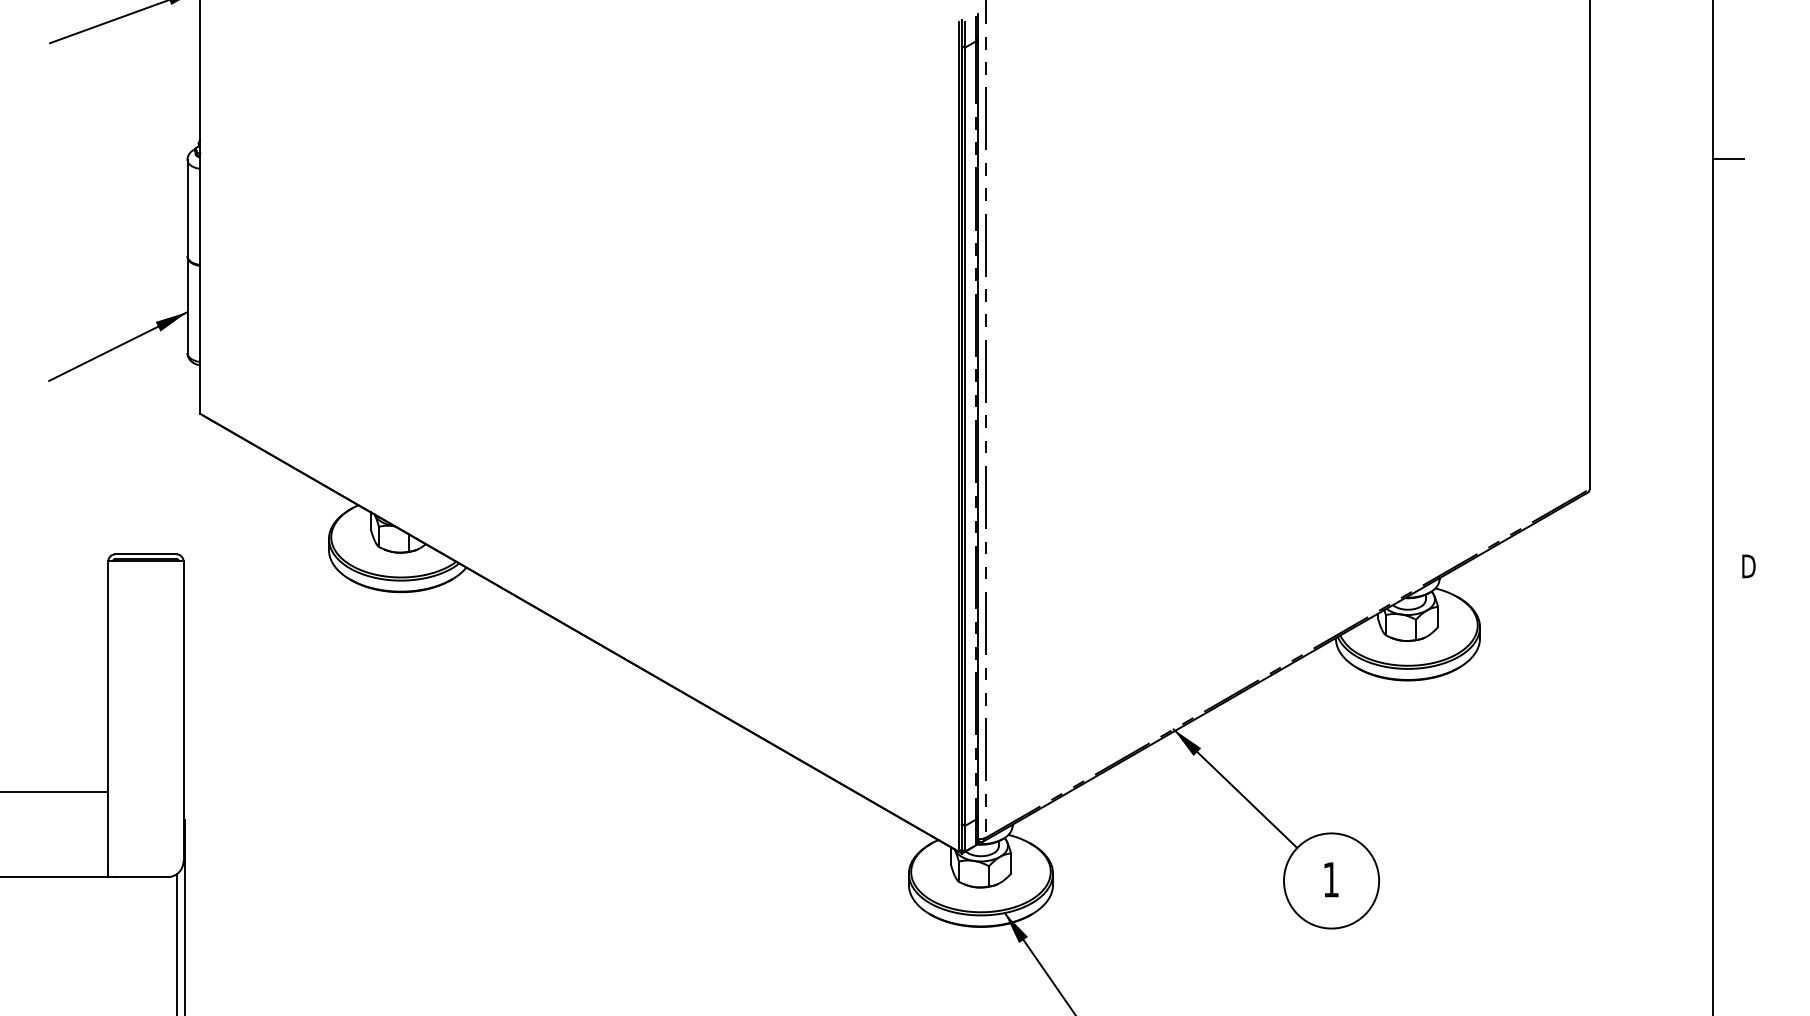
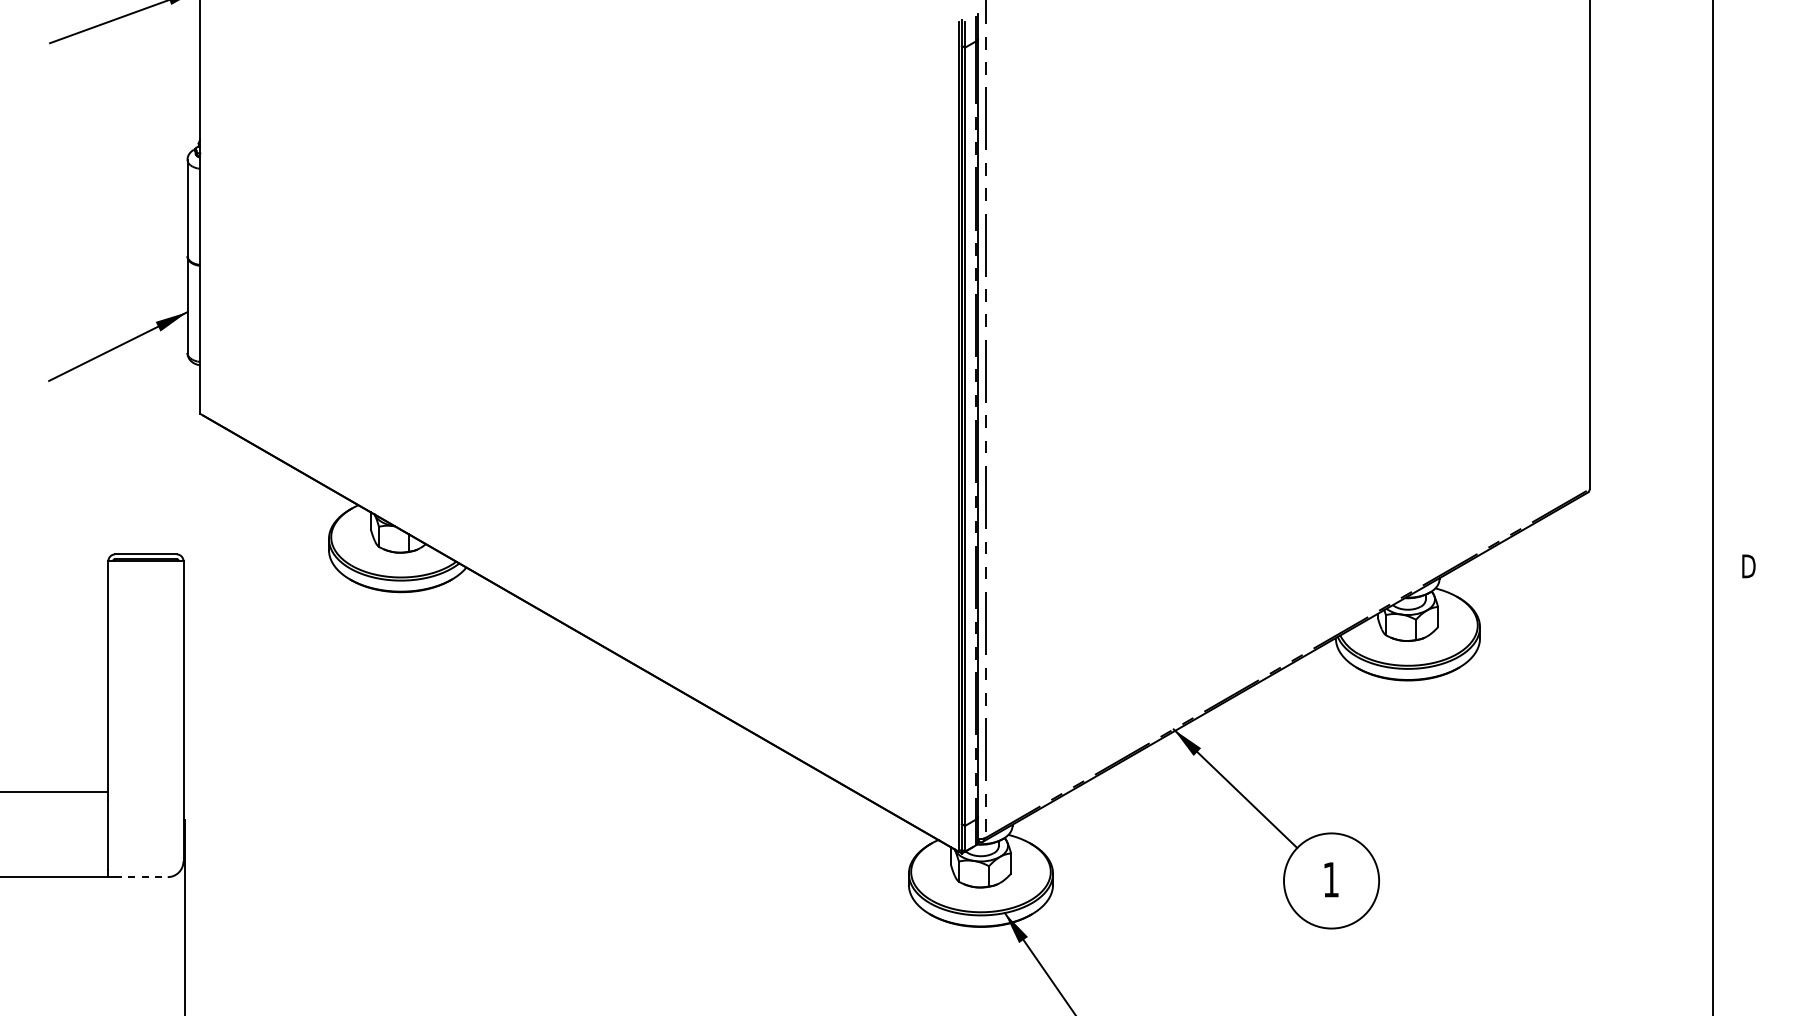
line: present -> none (1728, 159)
line: solid -> dashed (141, 877)
line: present -> none (177, 943)
